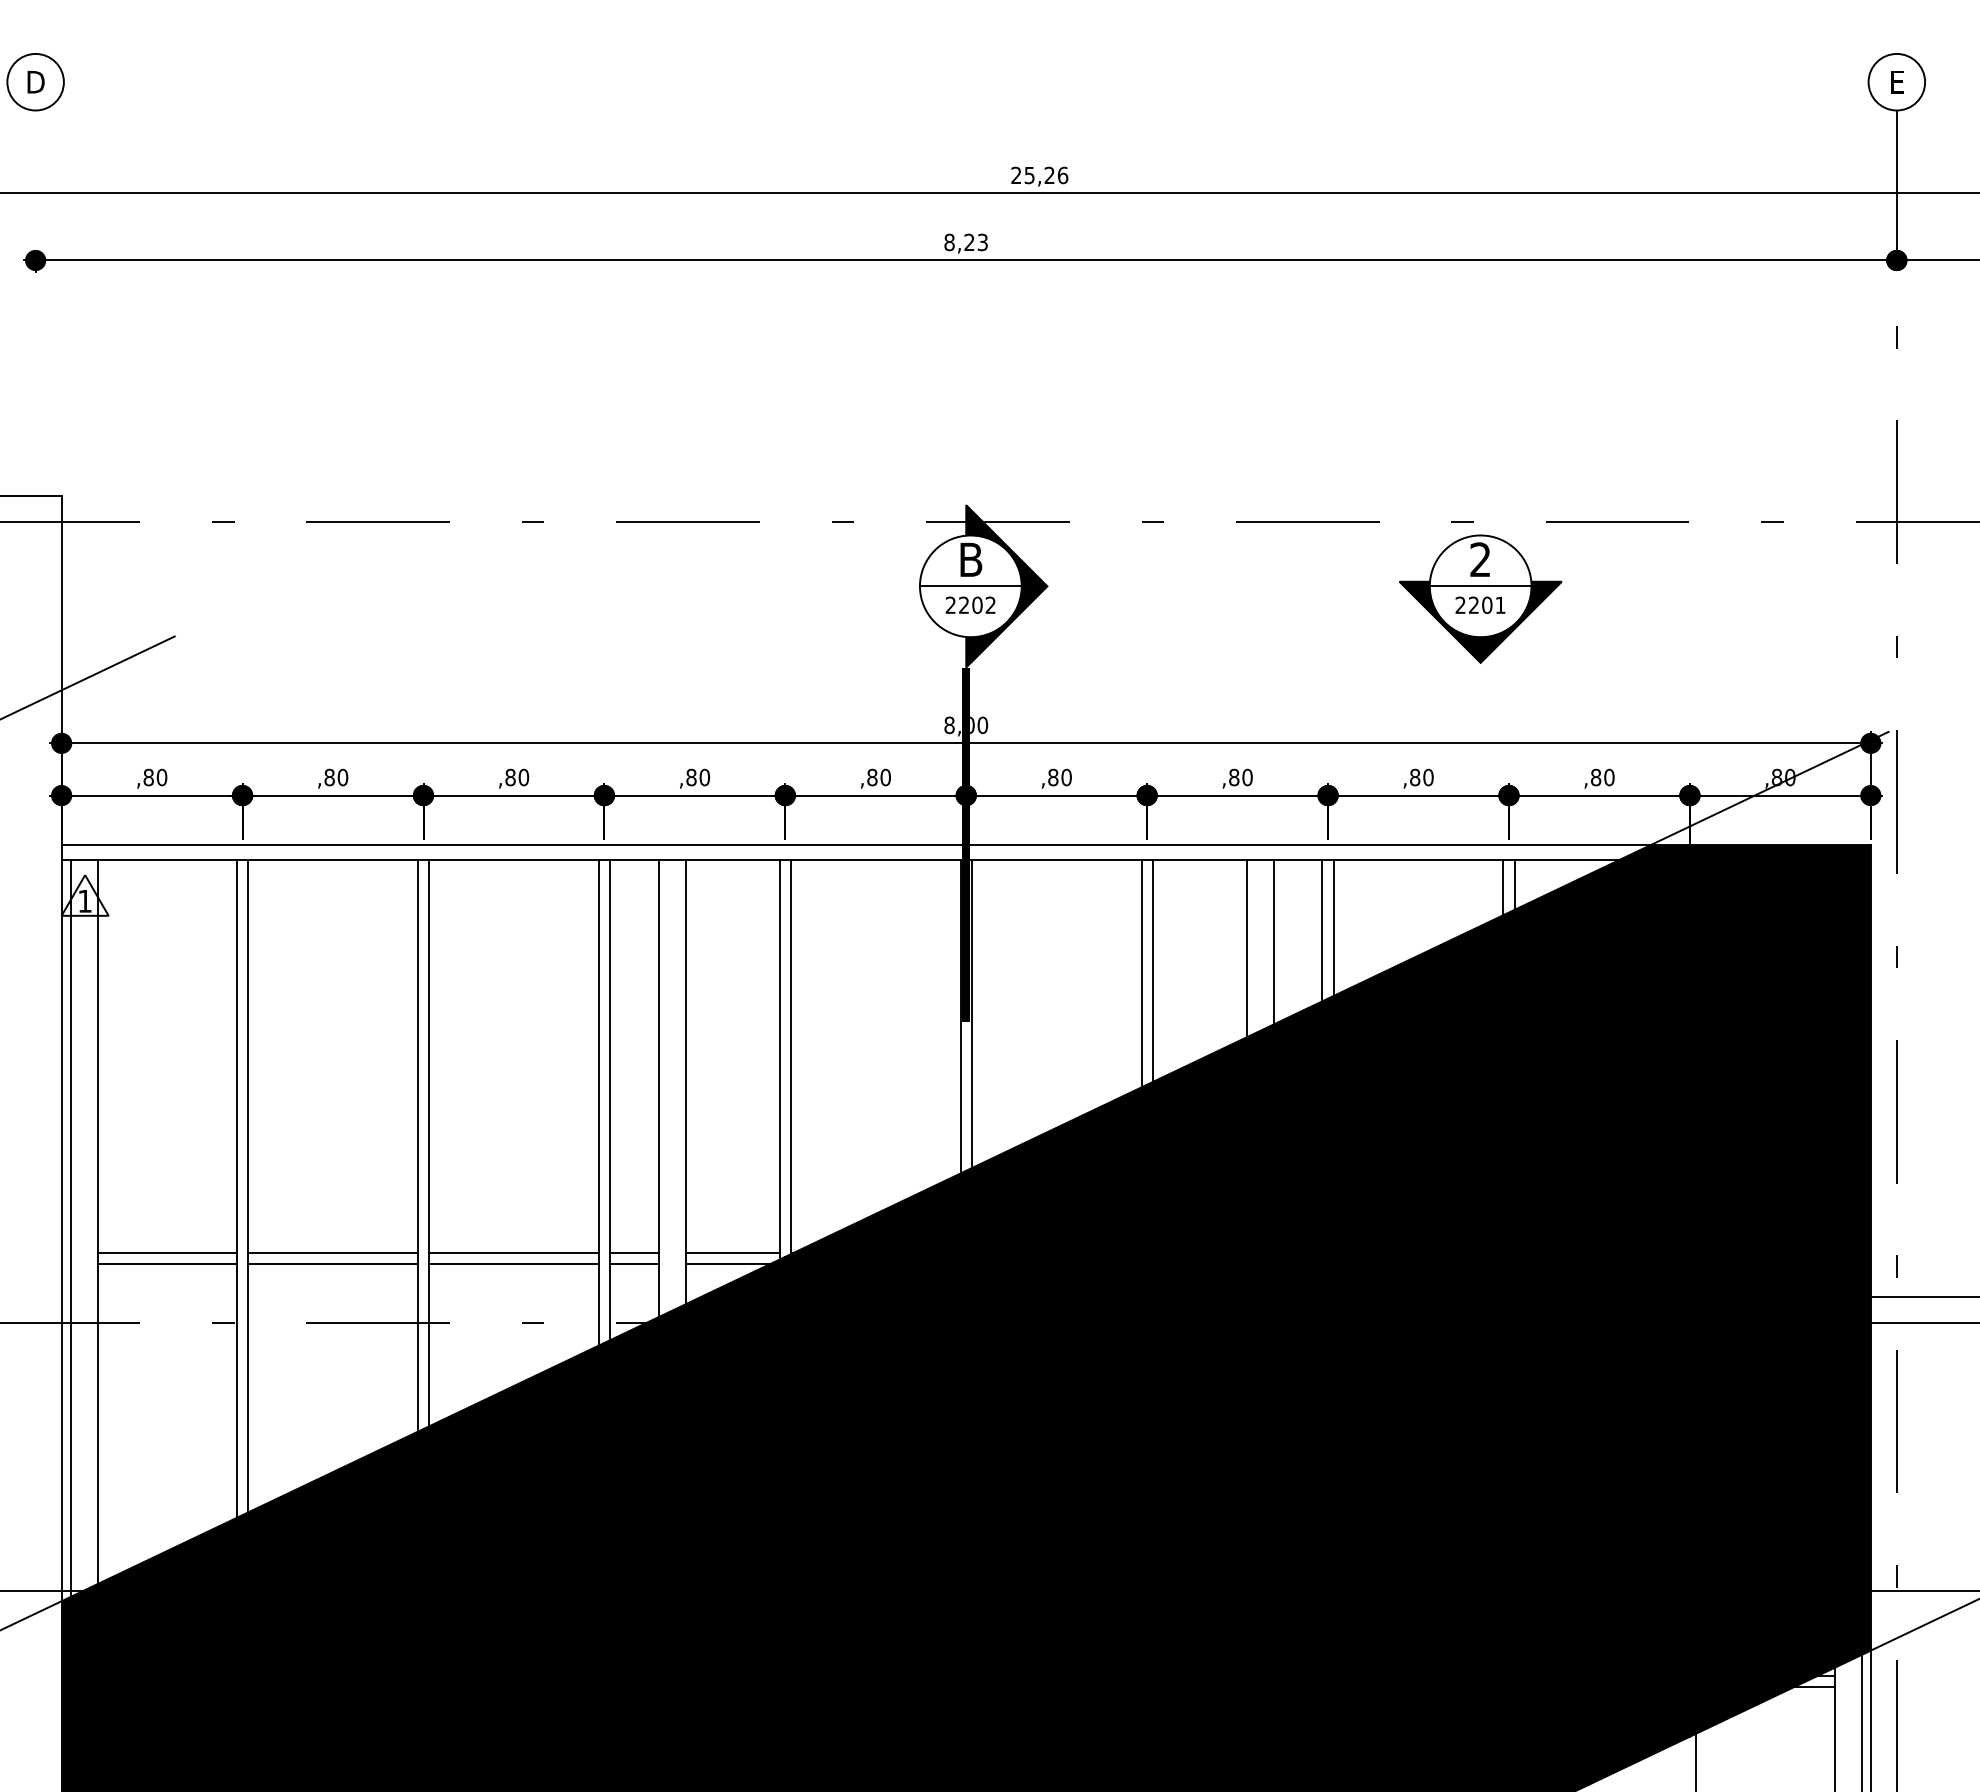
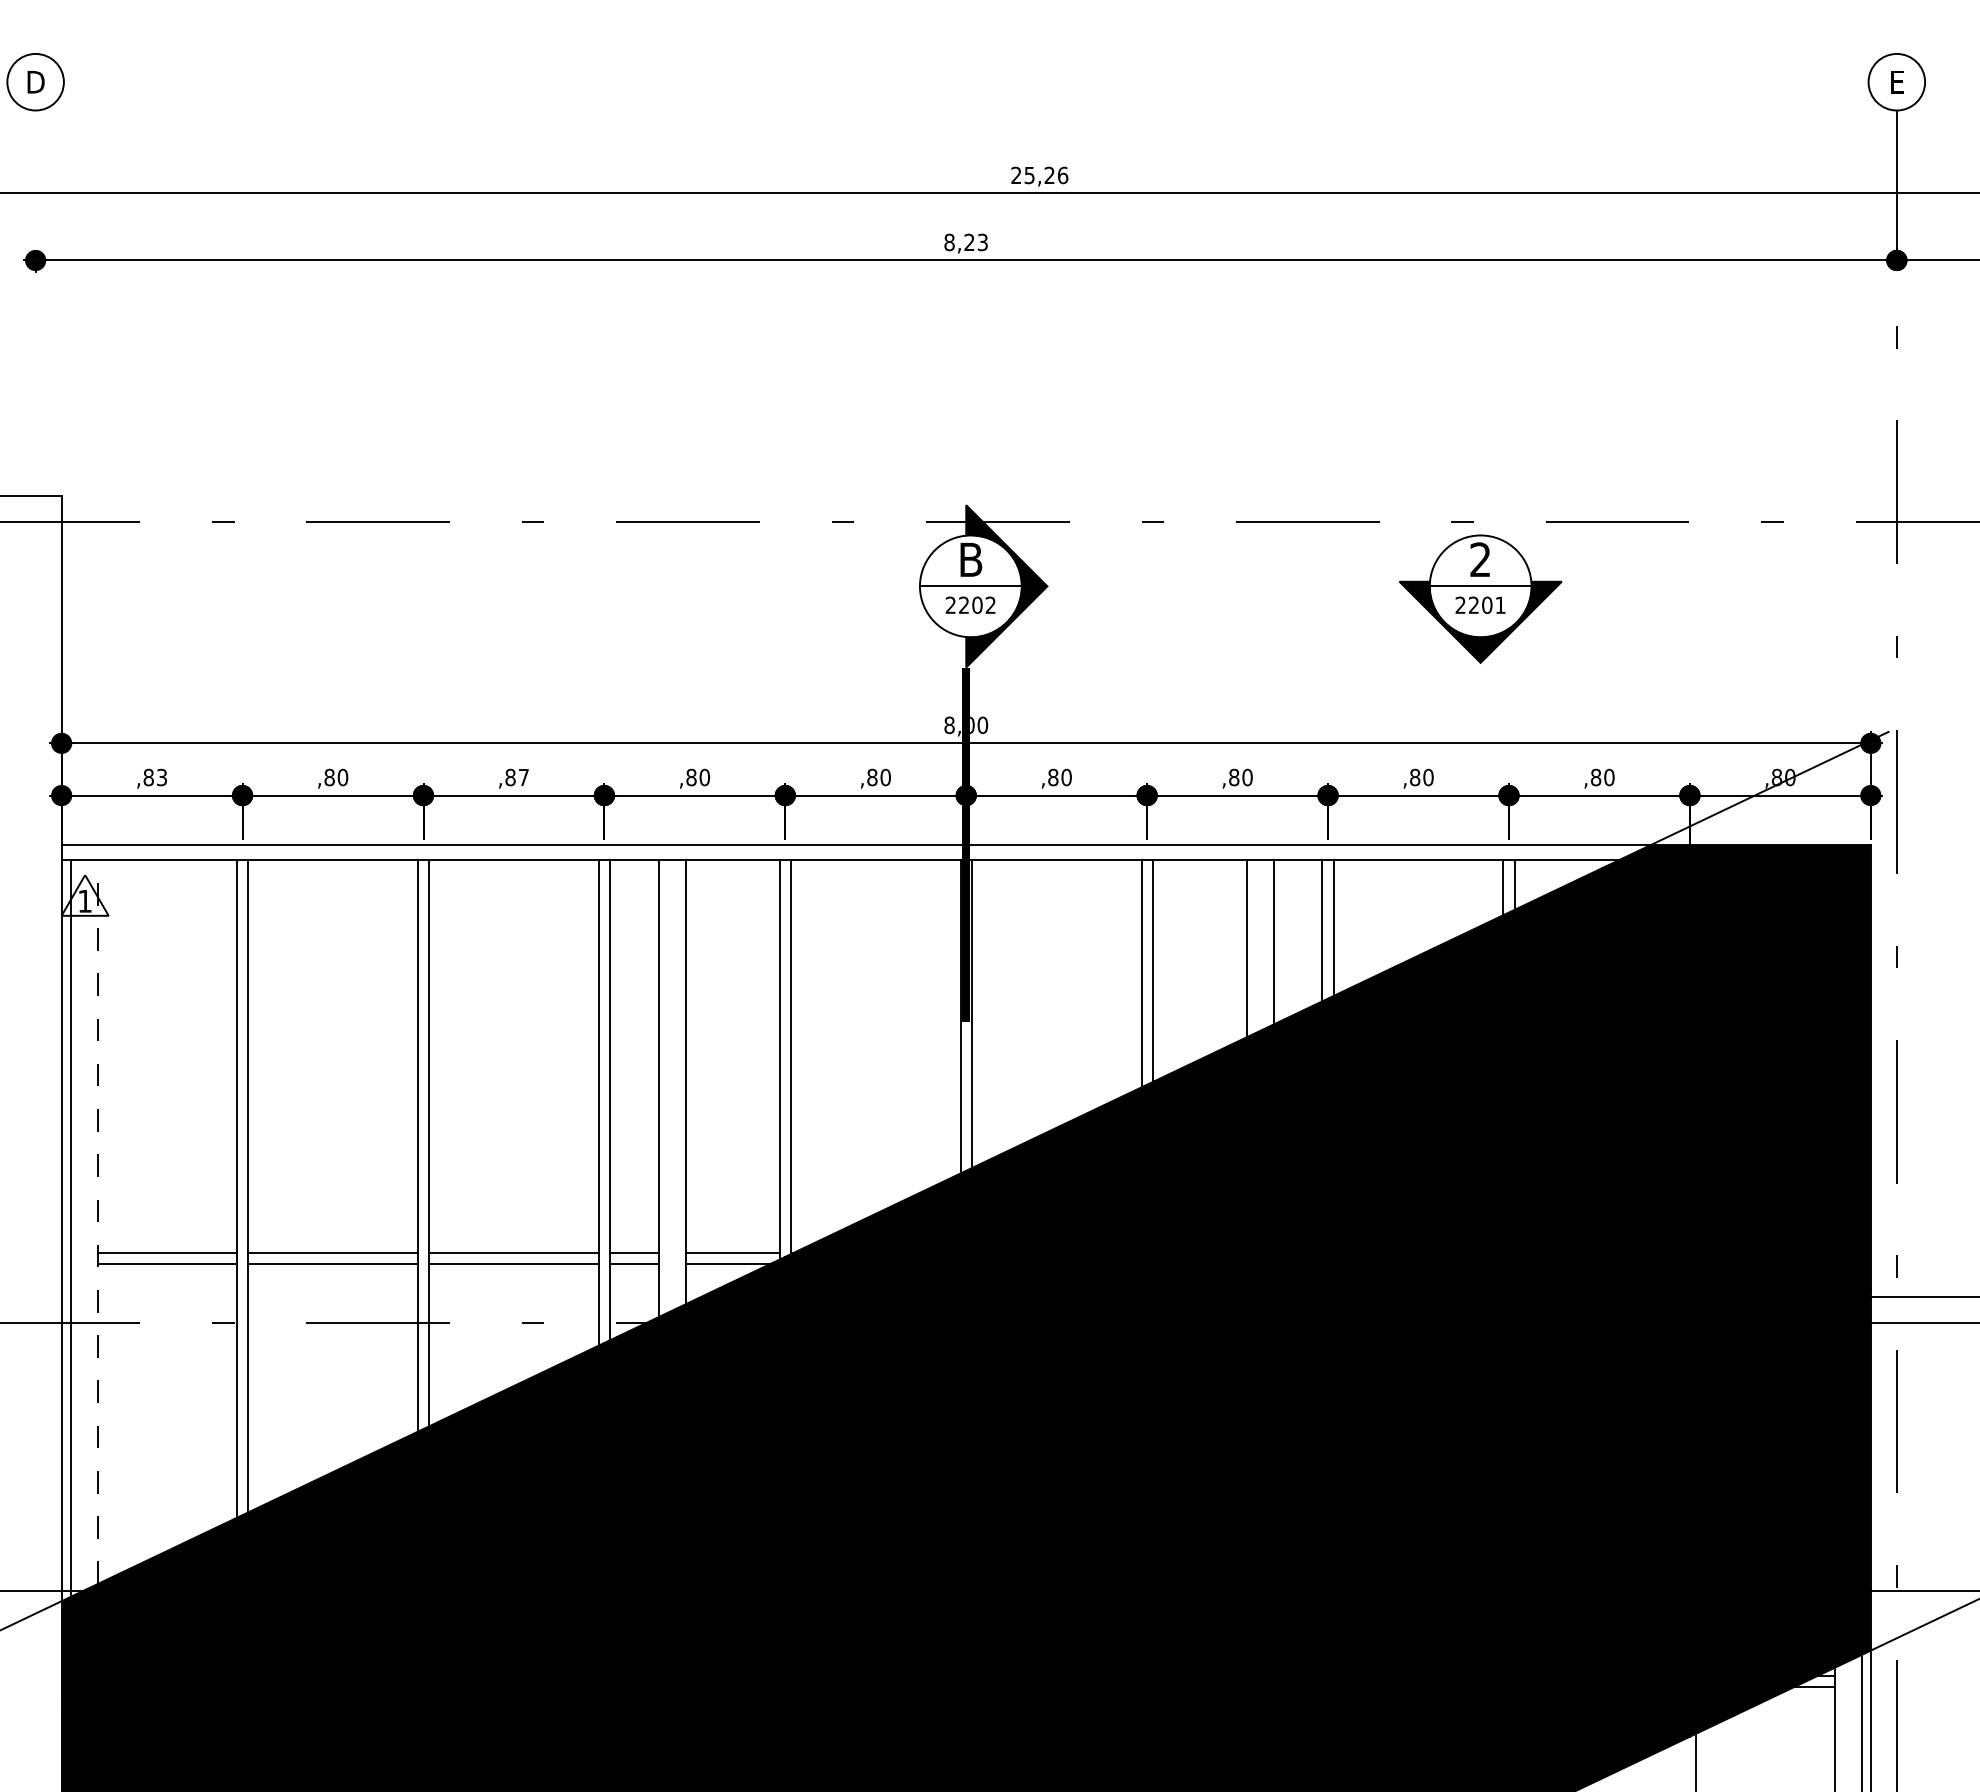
line: present -> none (88, 677)
text: ,80 -> ,83 (161, 777)
text: ,80 -> ,87 (523, 777)
line: solid -> dashed (97, 1221)
